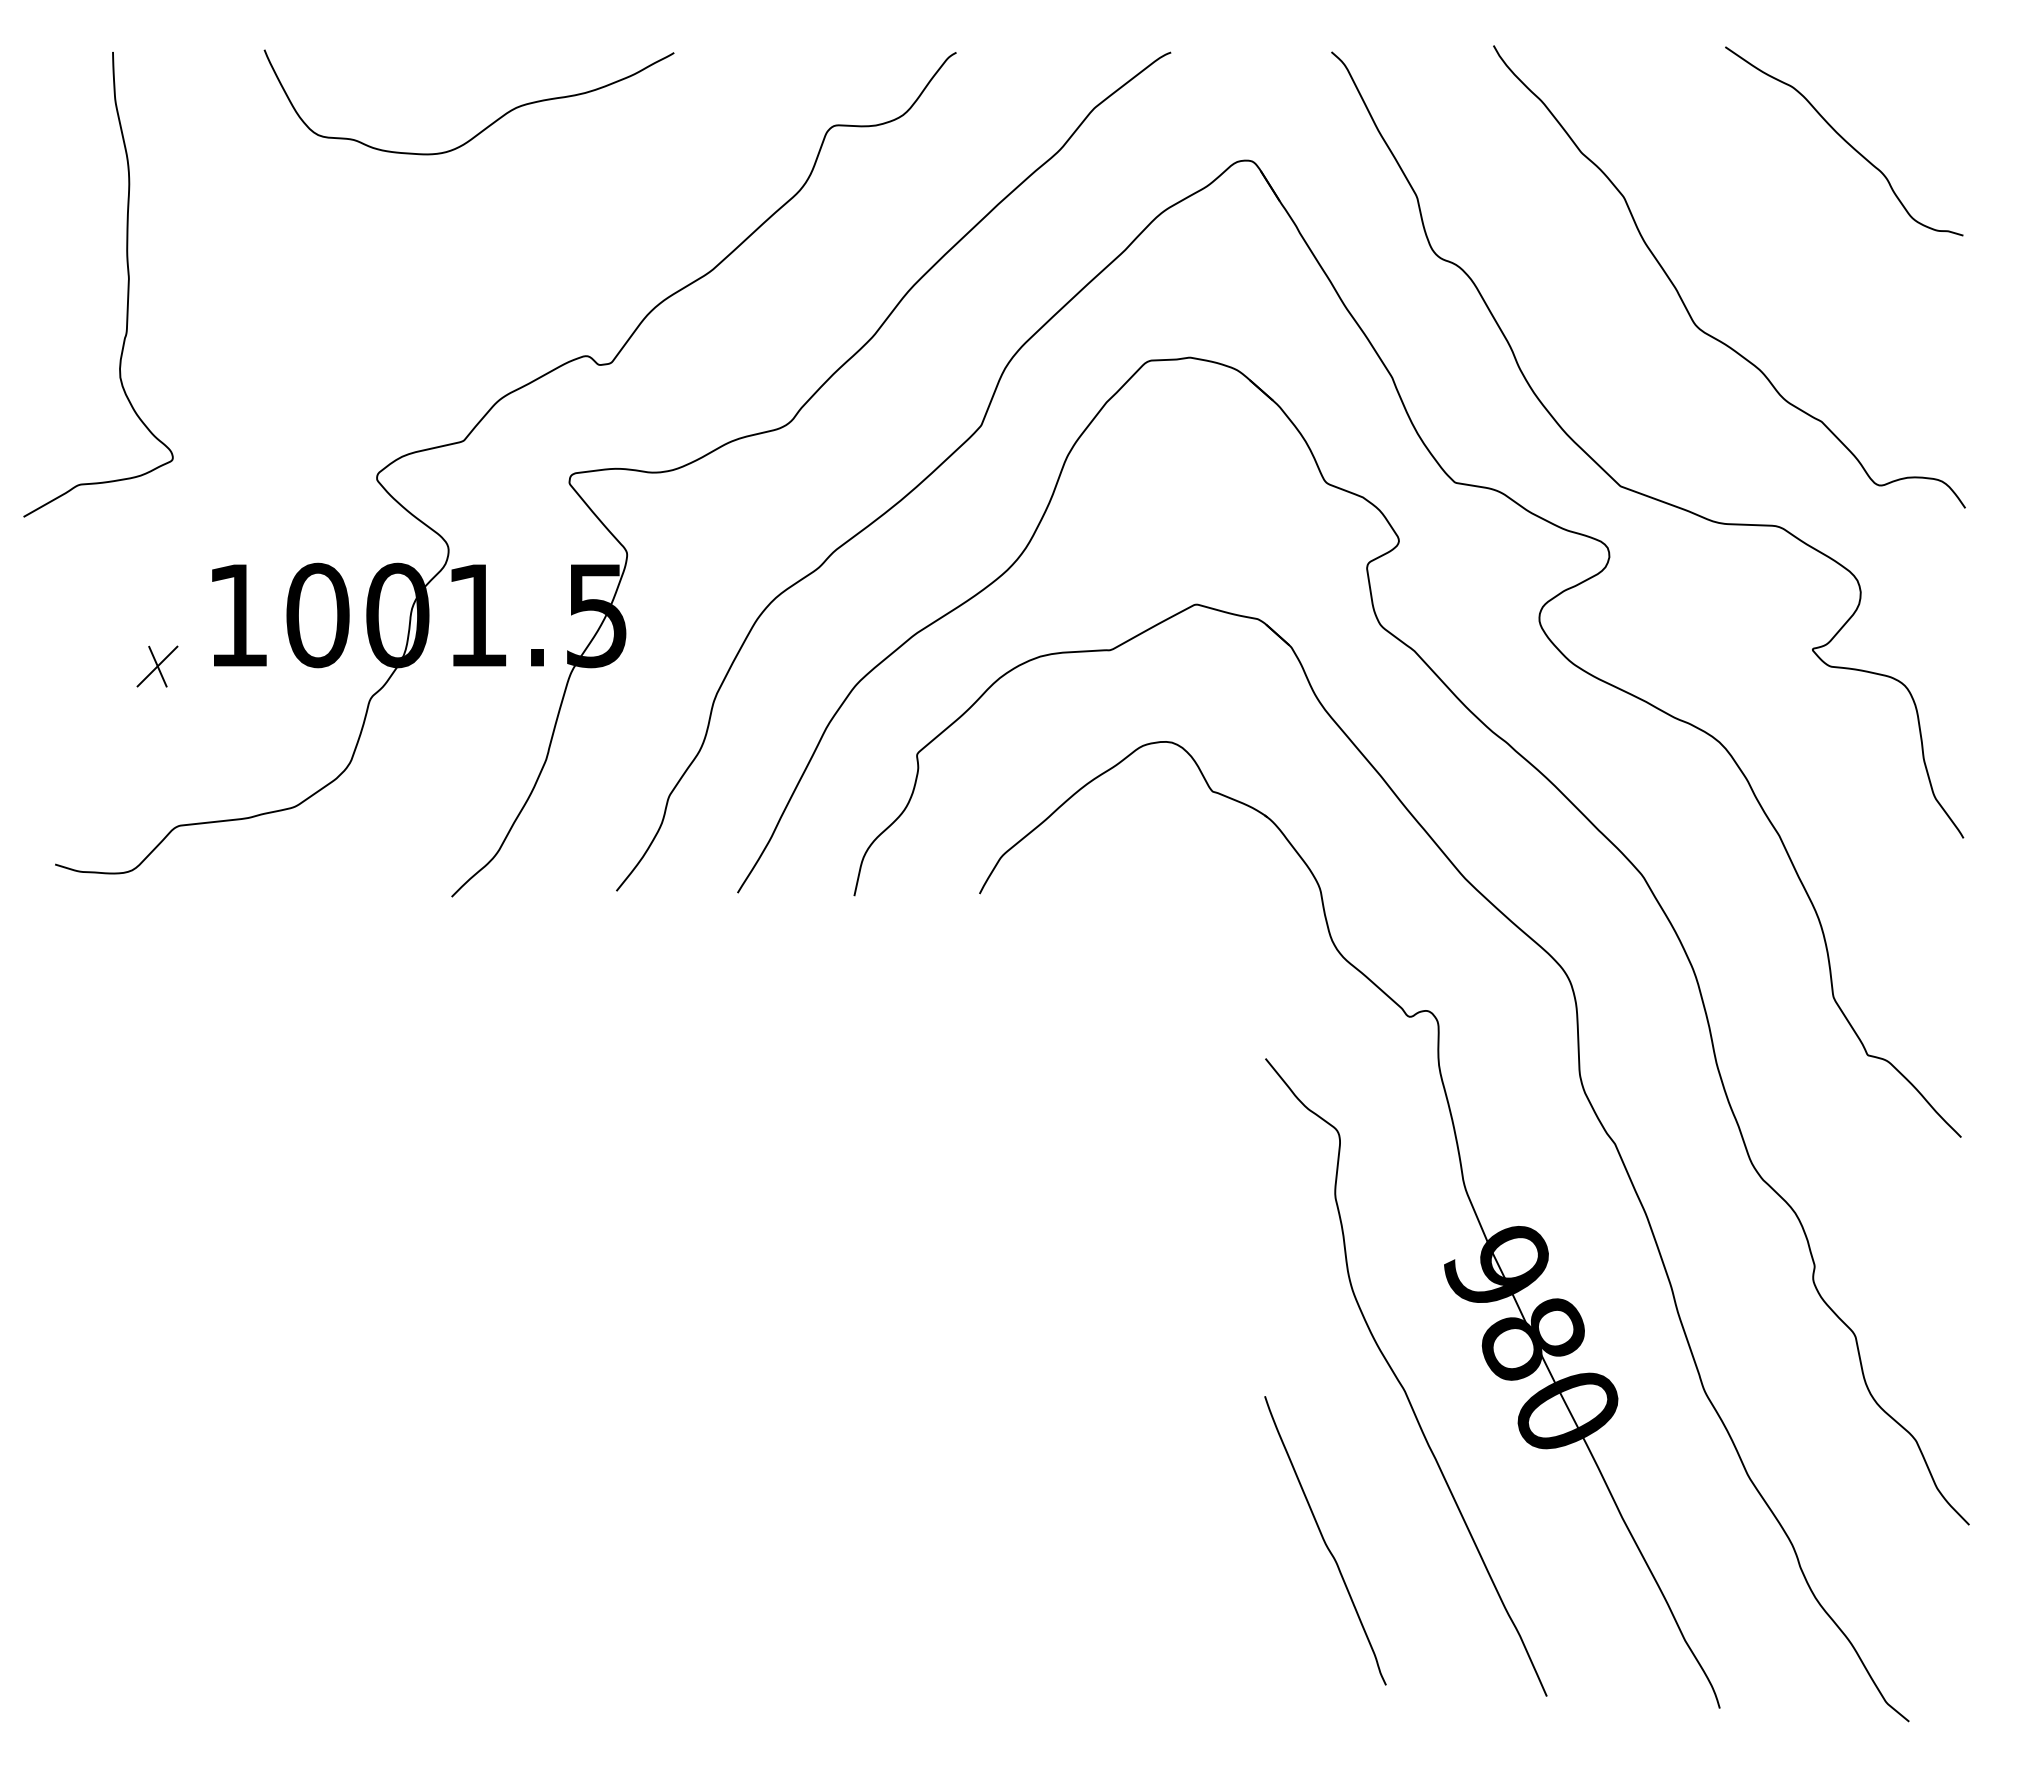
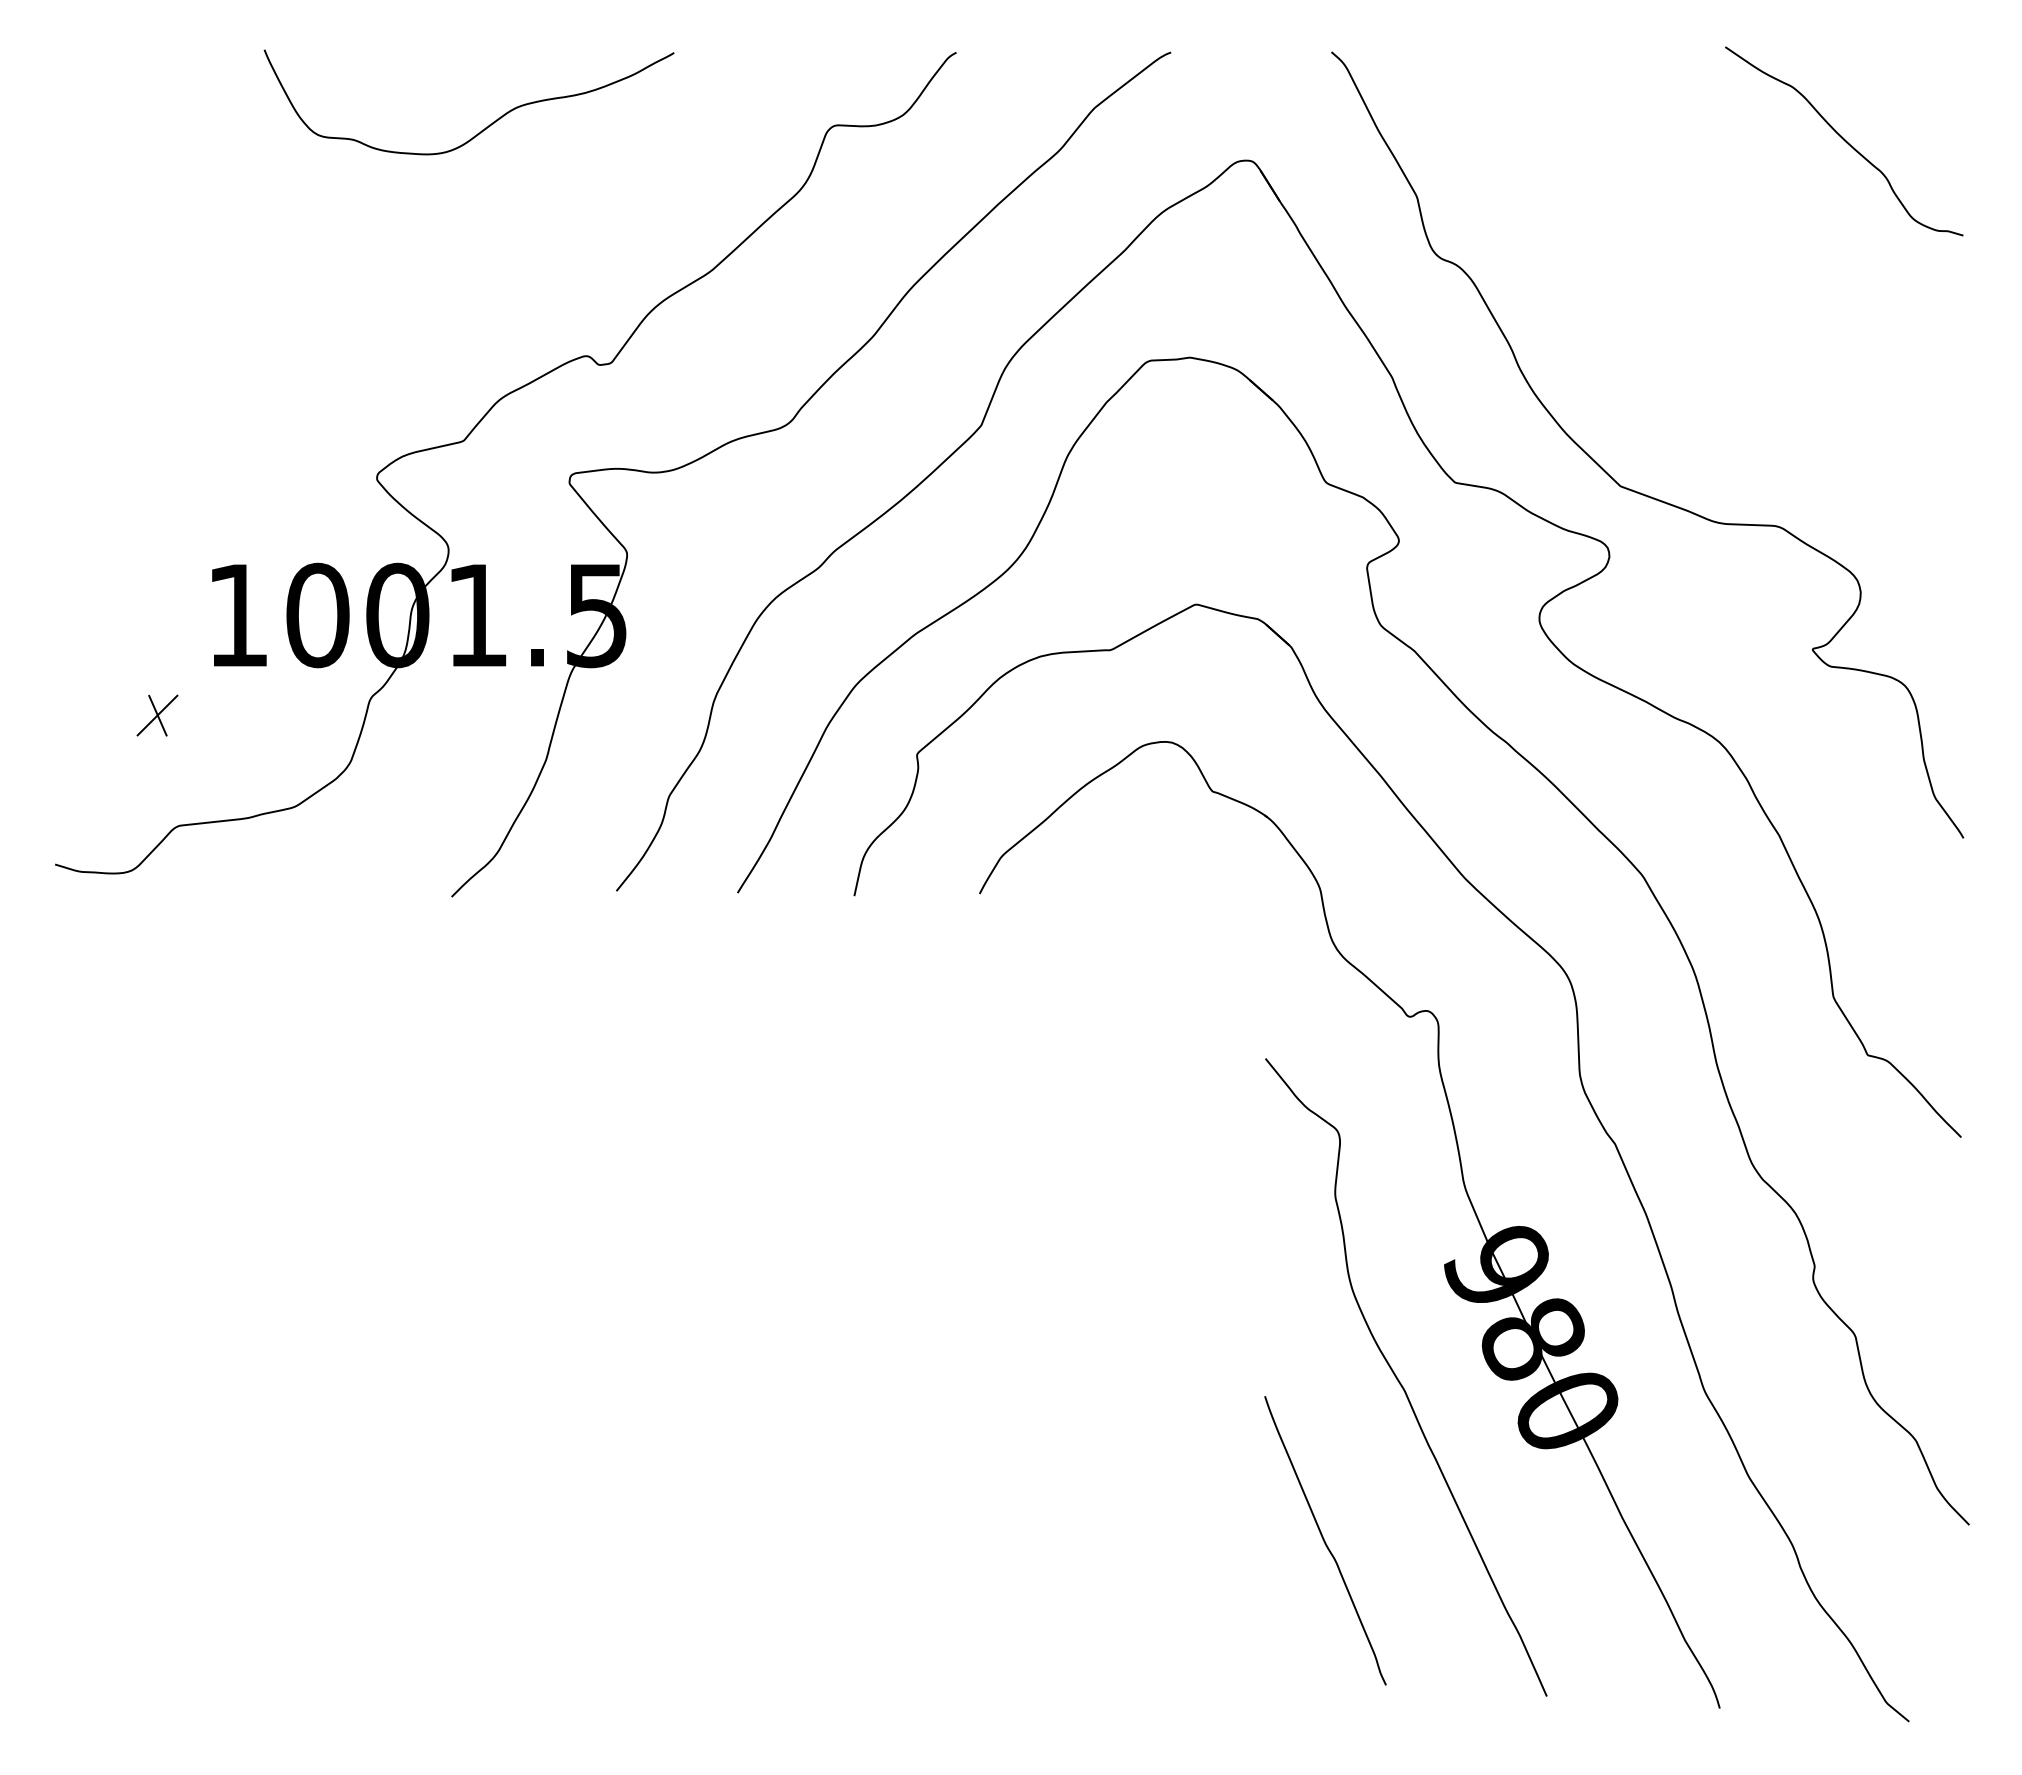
curve: present -> none (127, 284)
curve: present -> none (1683, 300)
part position: (157, 666) -> (157, 715) (157, 715)
